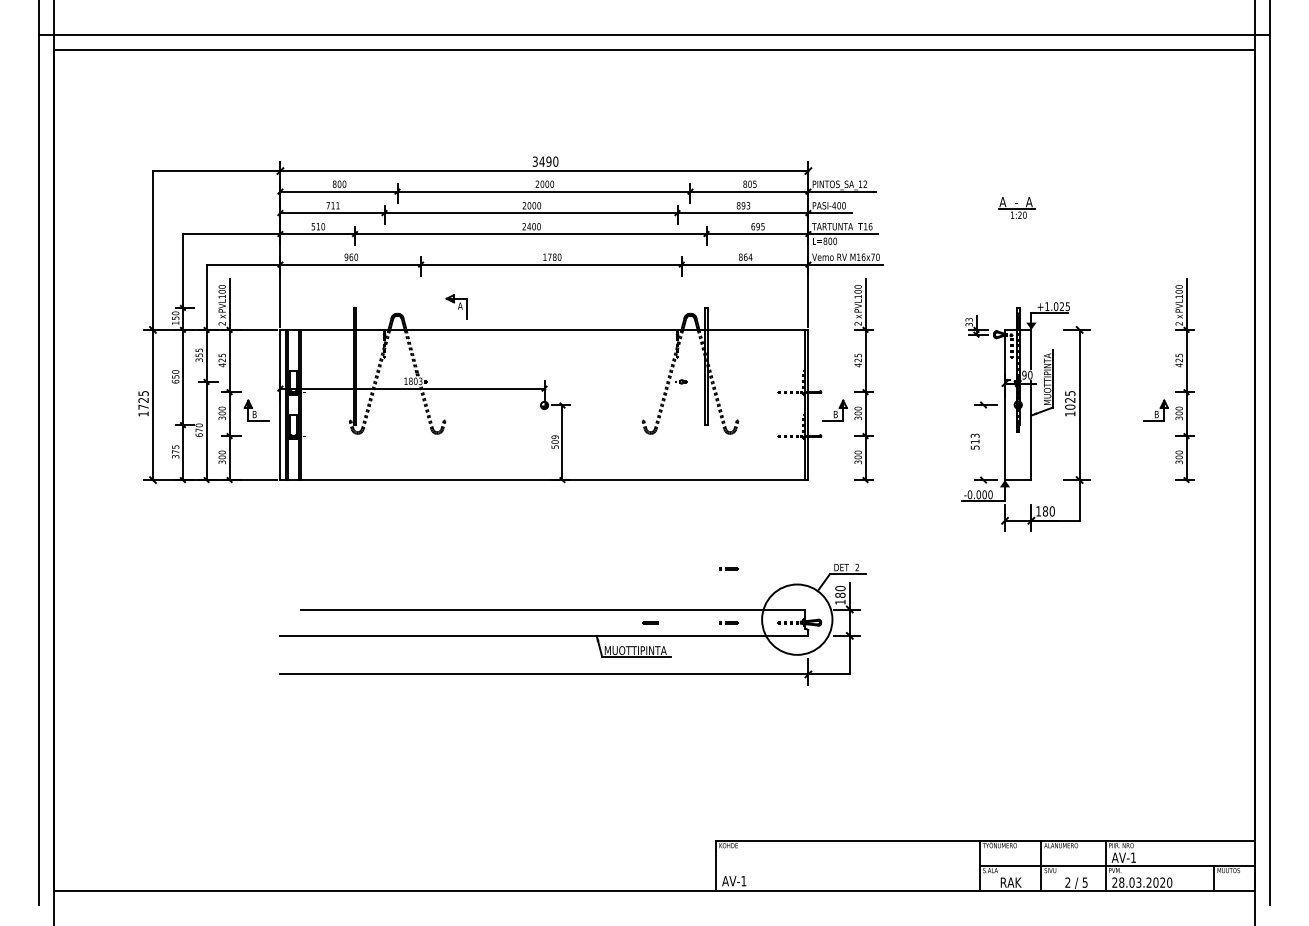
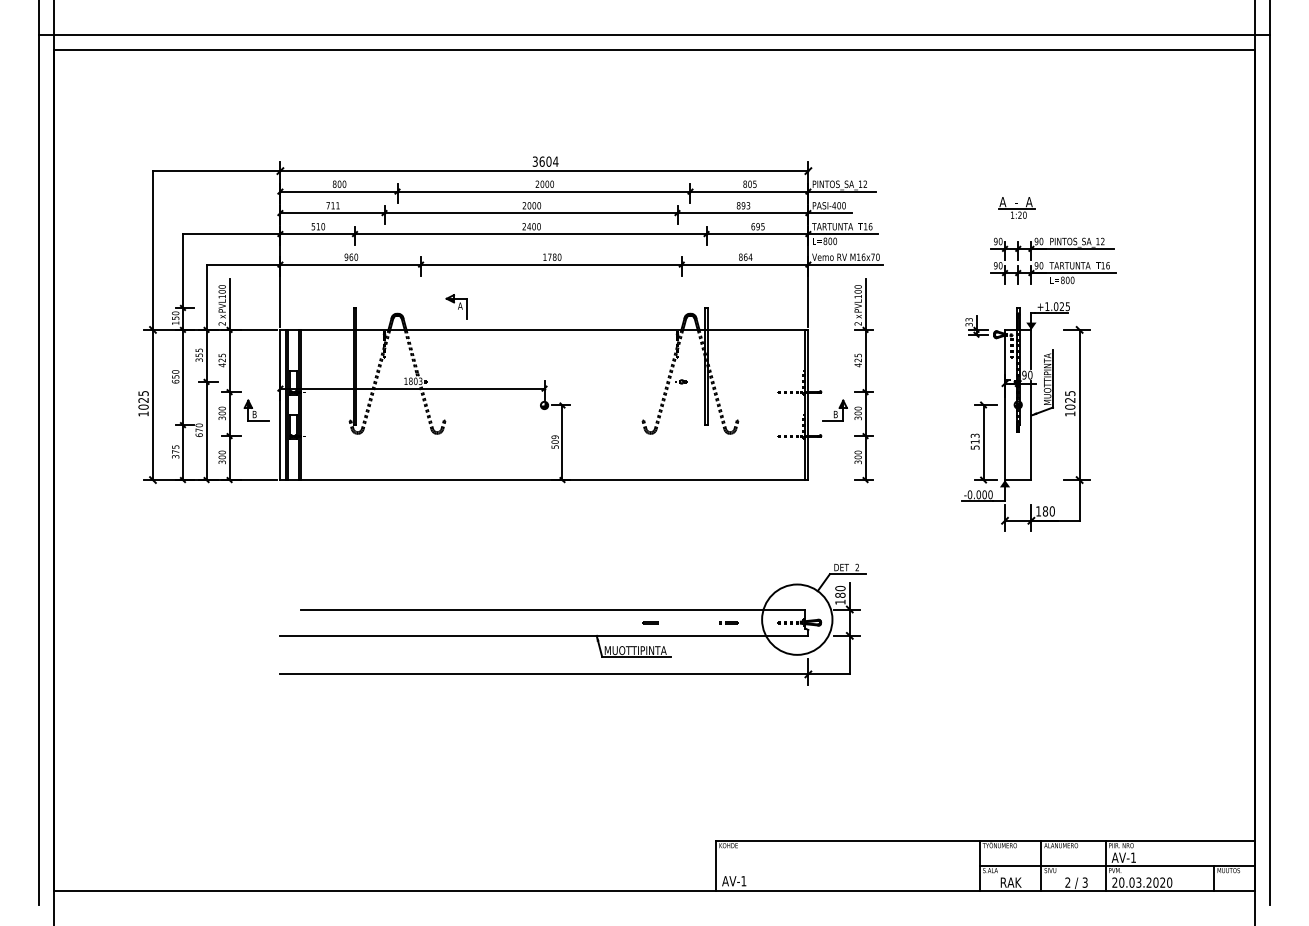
text: 3490 -> 3604 (548, 161)
part: none -> present (1053, 260)
part: present -> none (1175, 391)
text: 1725 -> 1025 (143, 406)
line: none -> present (983, 442)
line: present -> none (728, 568)
text: 5 -> 3 (1084, 881)
text: 28.03.2020 -> 20.03.2020 (1121, 882)
